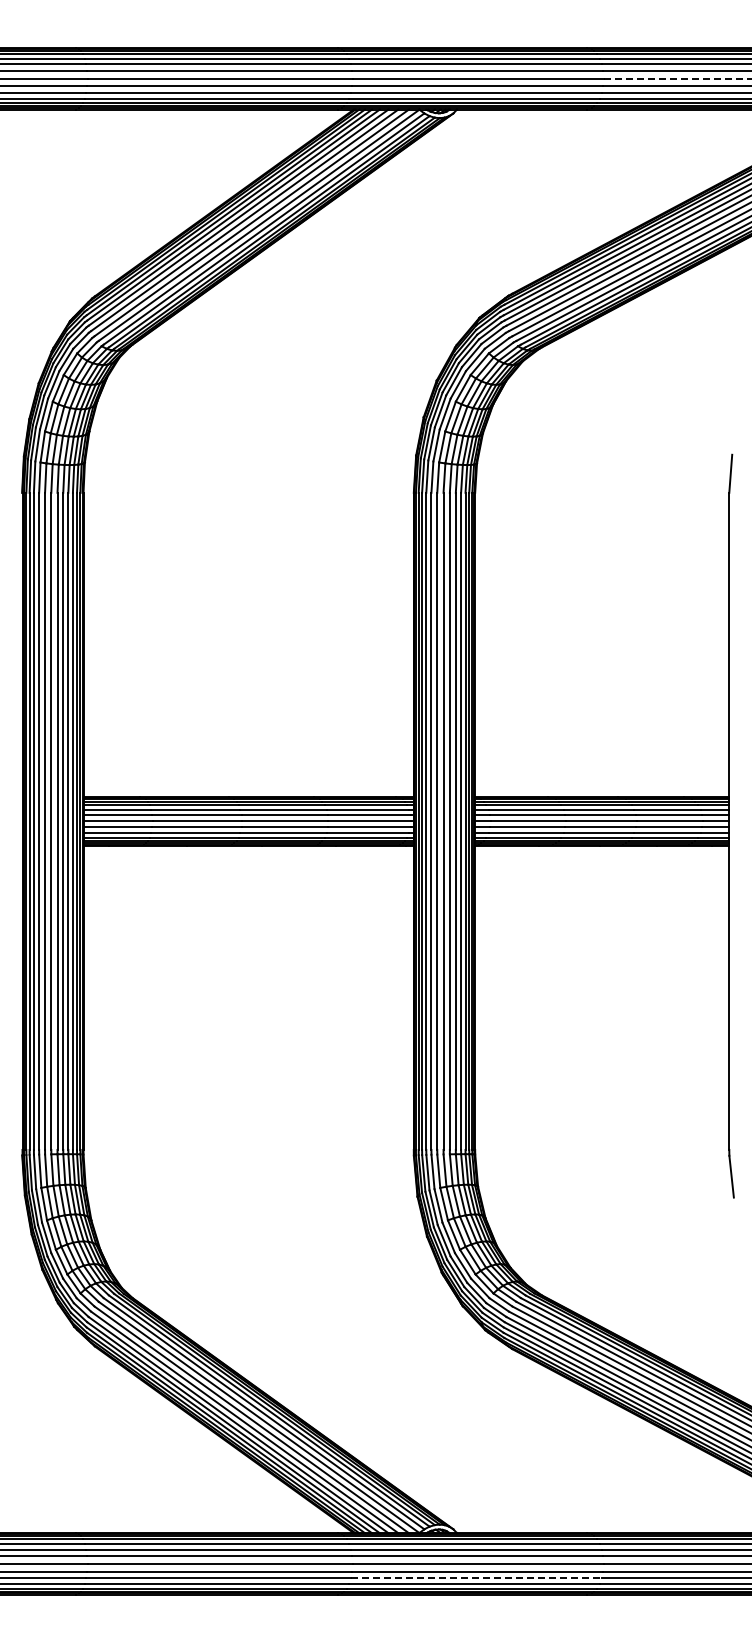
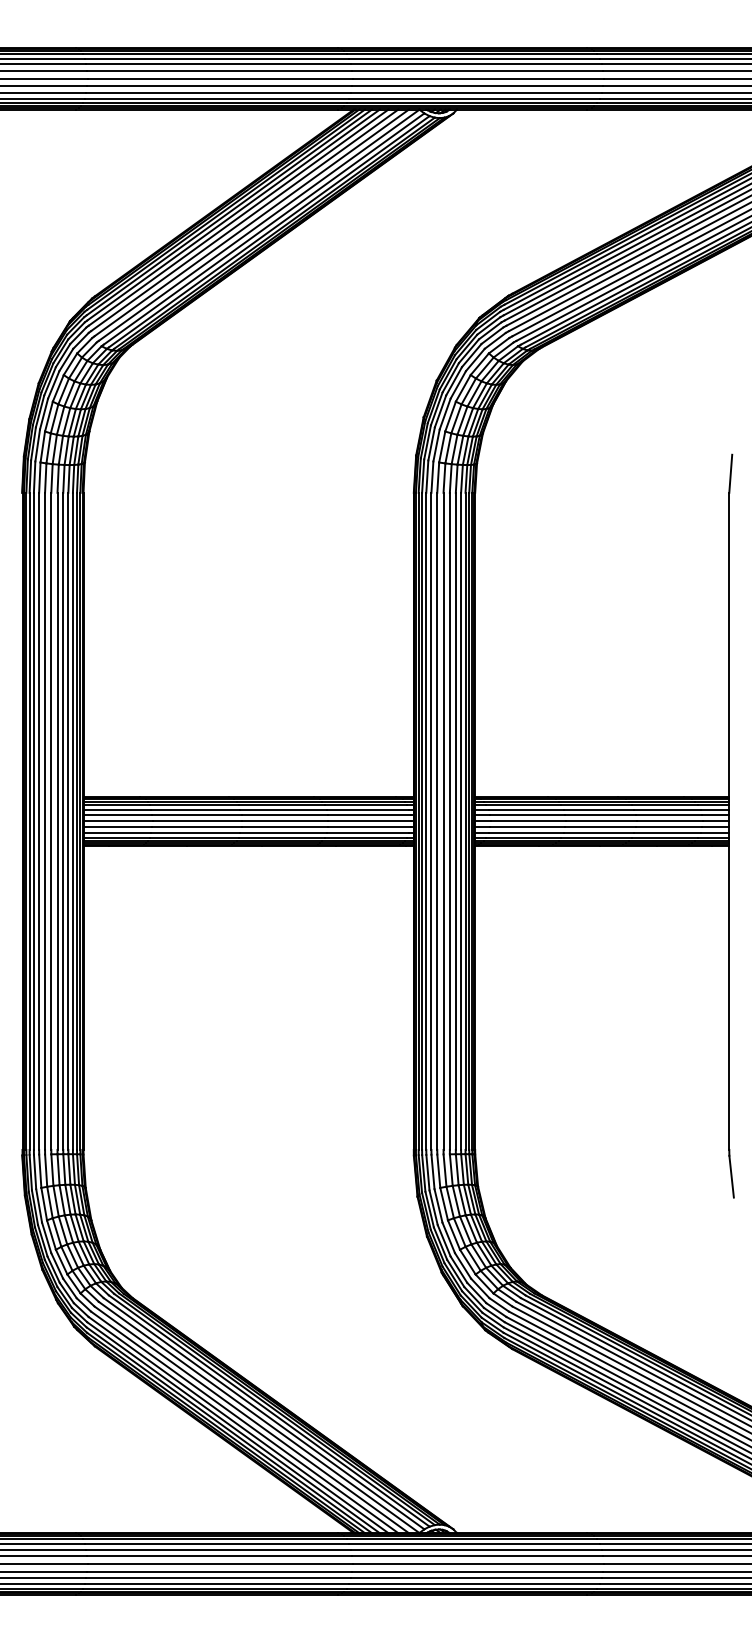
line: dashed -> solid (677, 78)
line: dashed -> solid (476, 1578)
